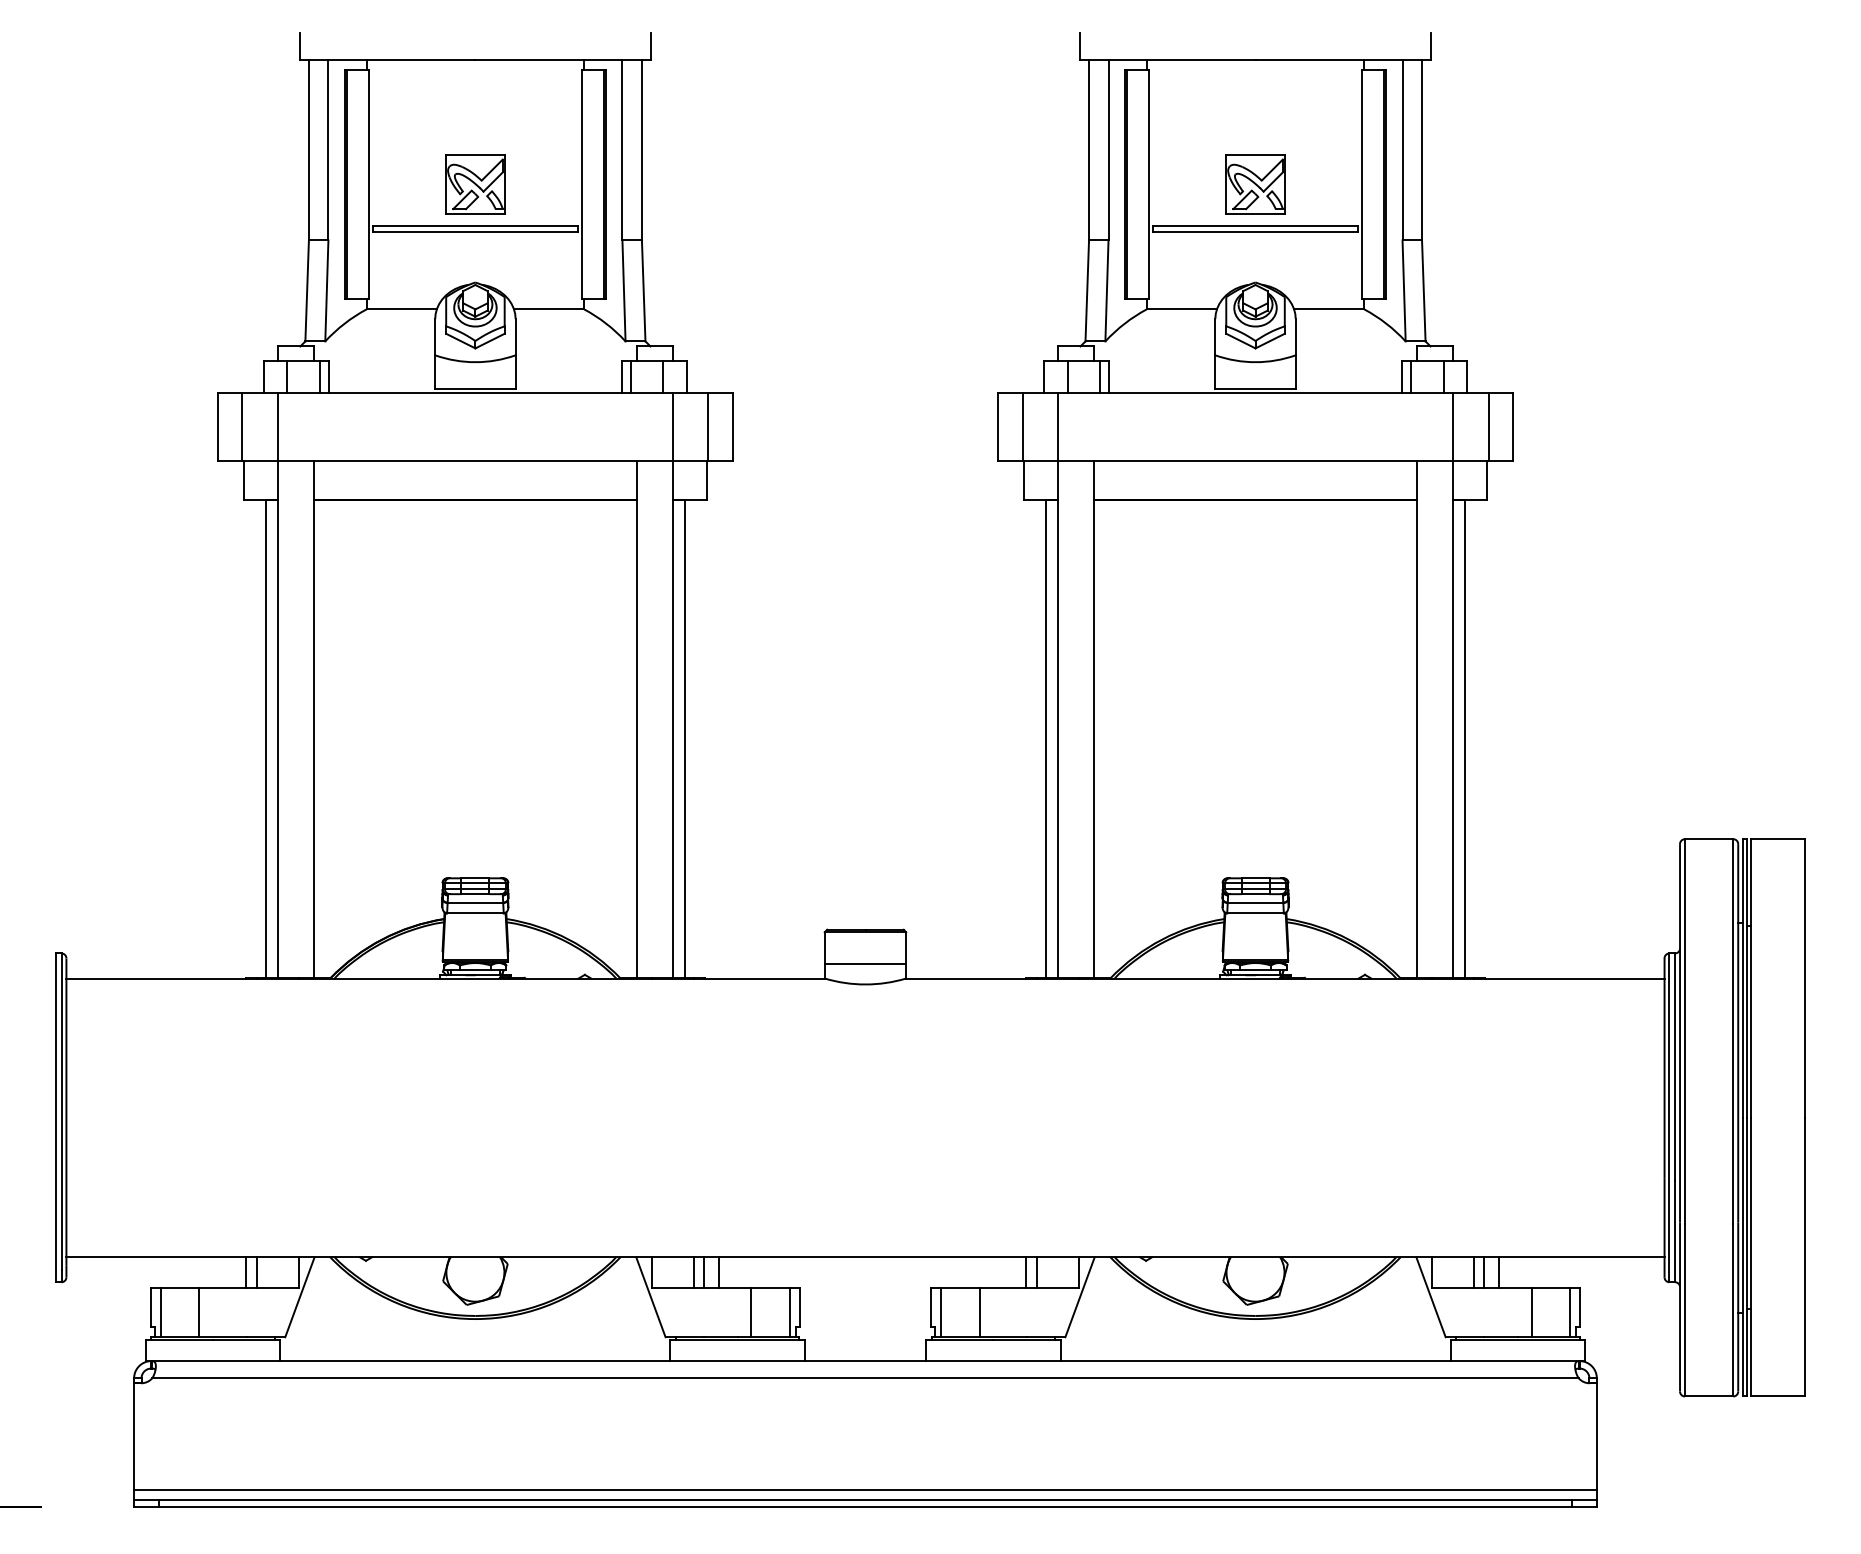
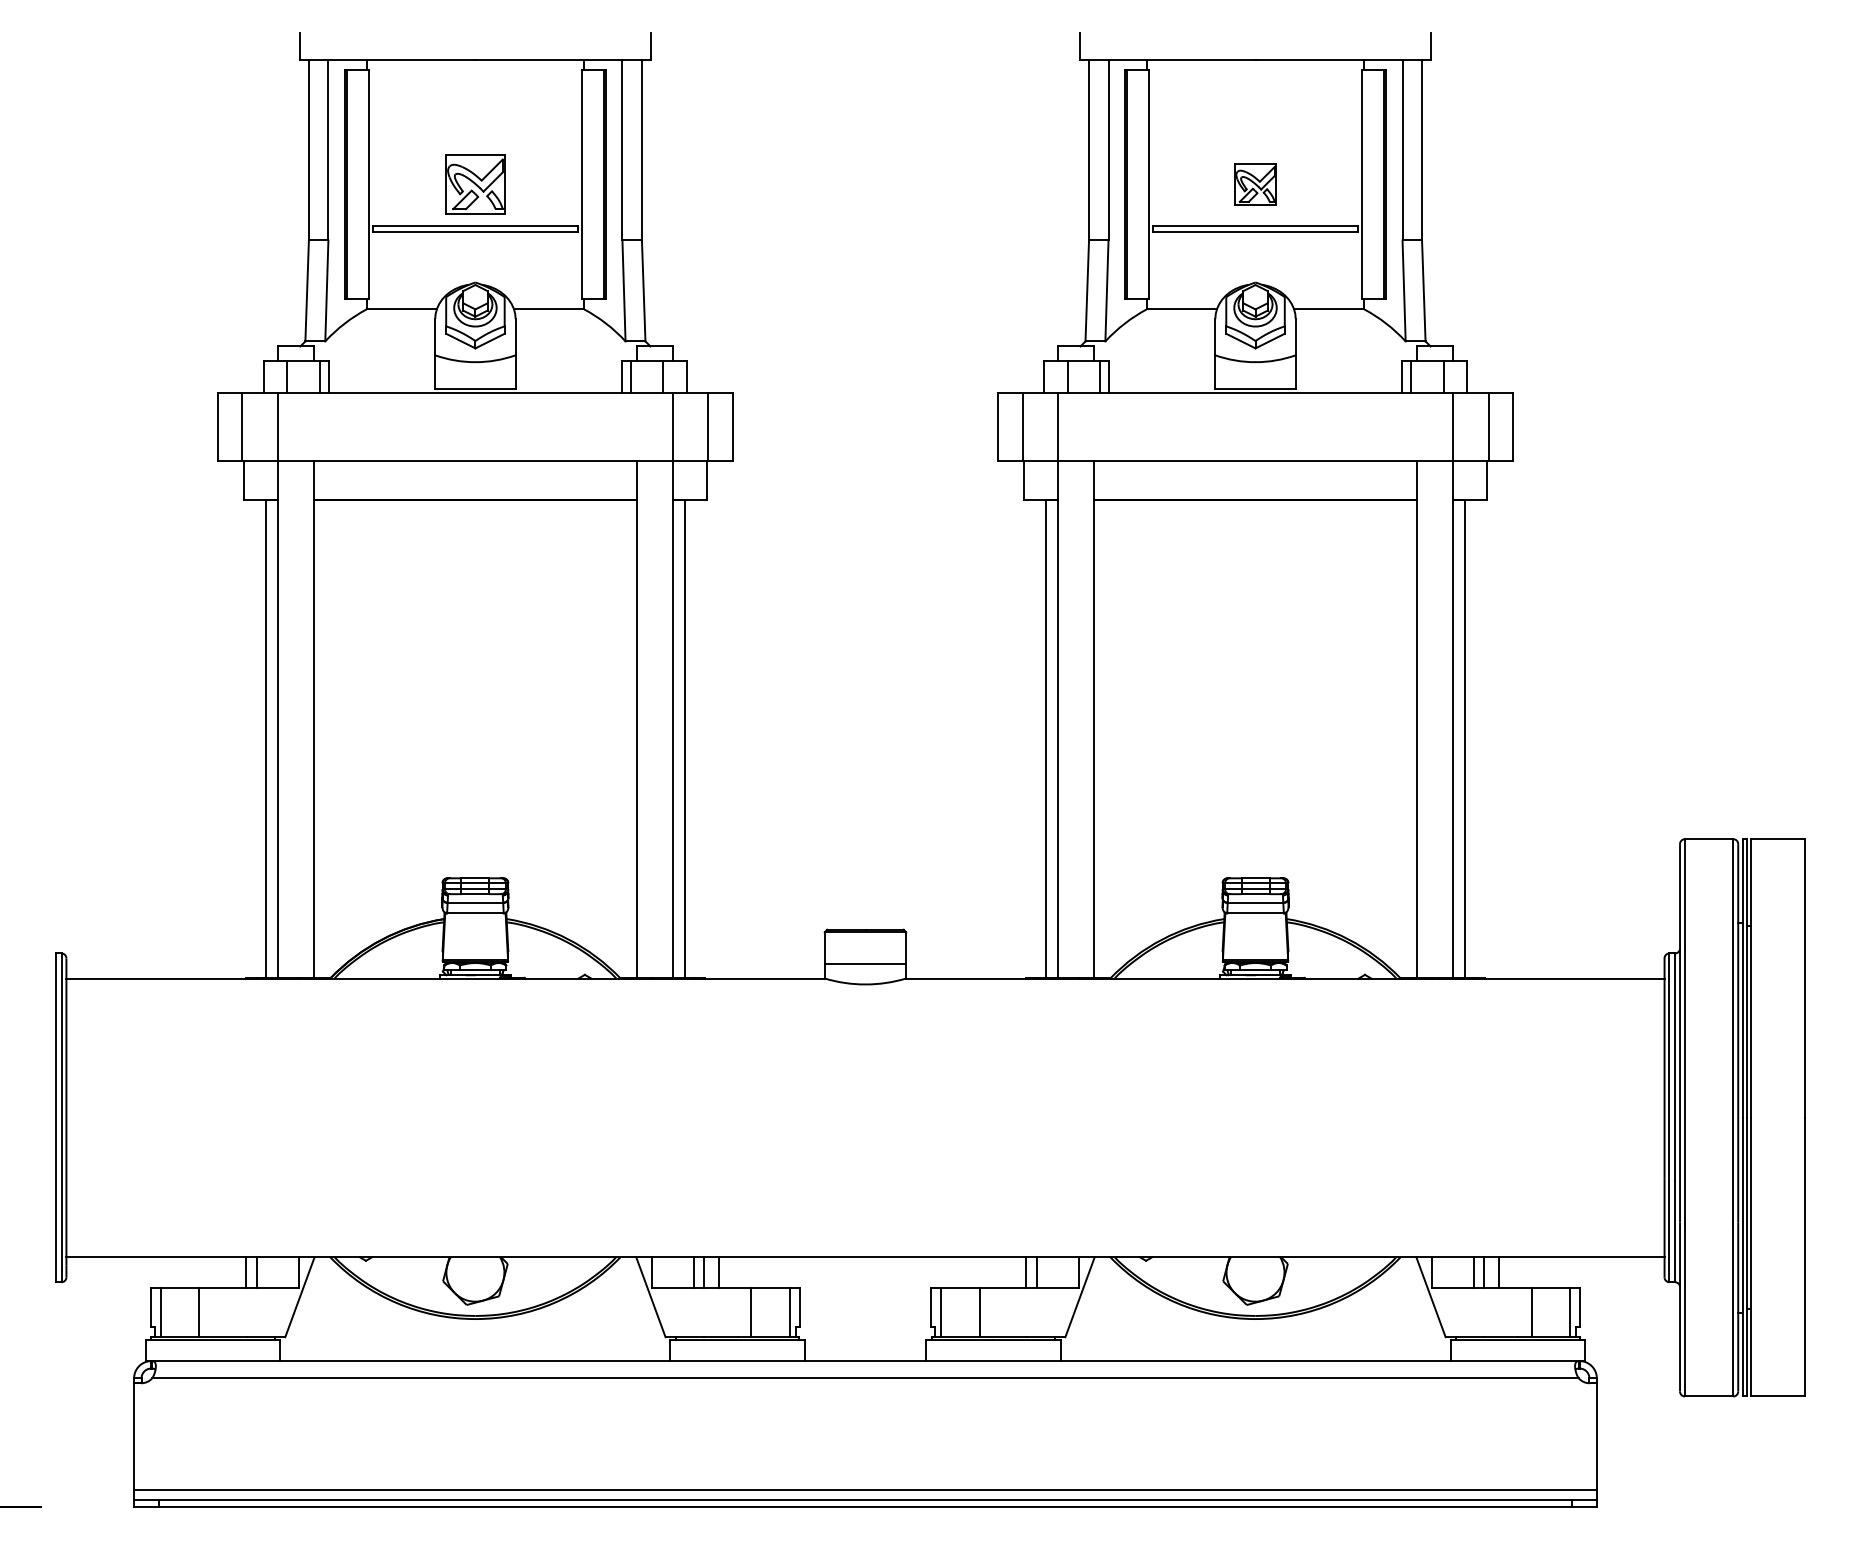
part size: 61x61 px -> 43x43 px (1255, 184)
